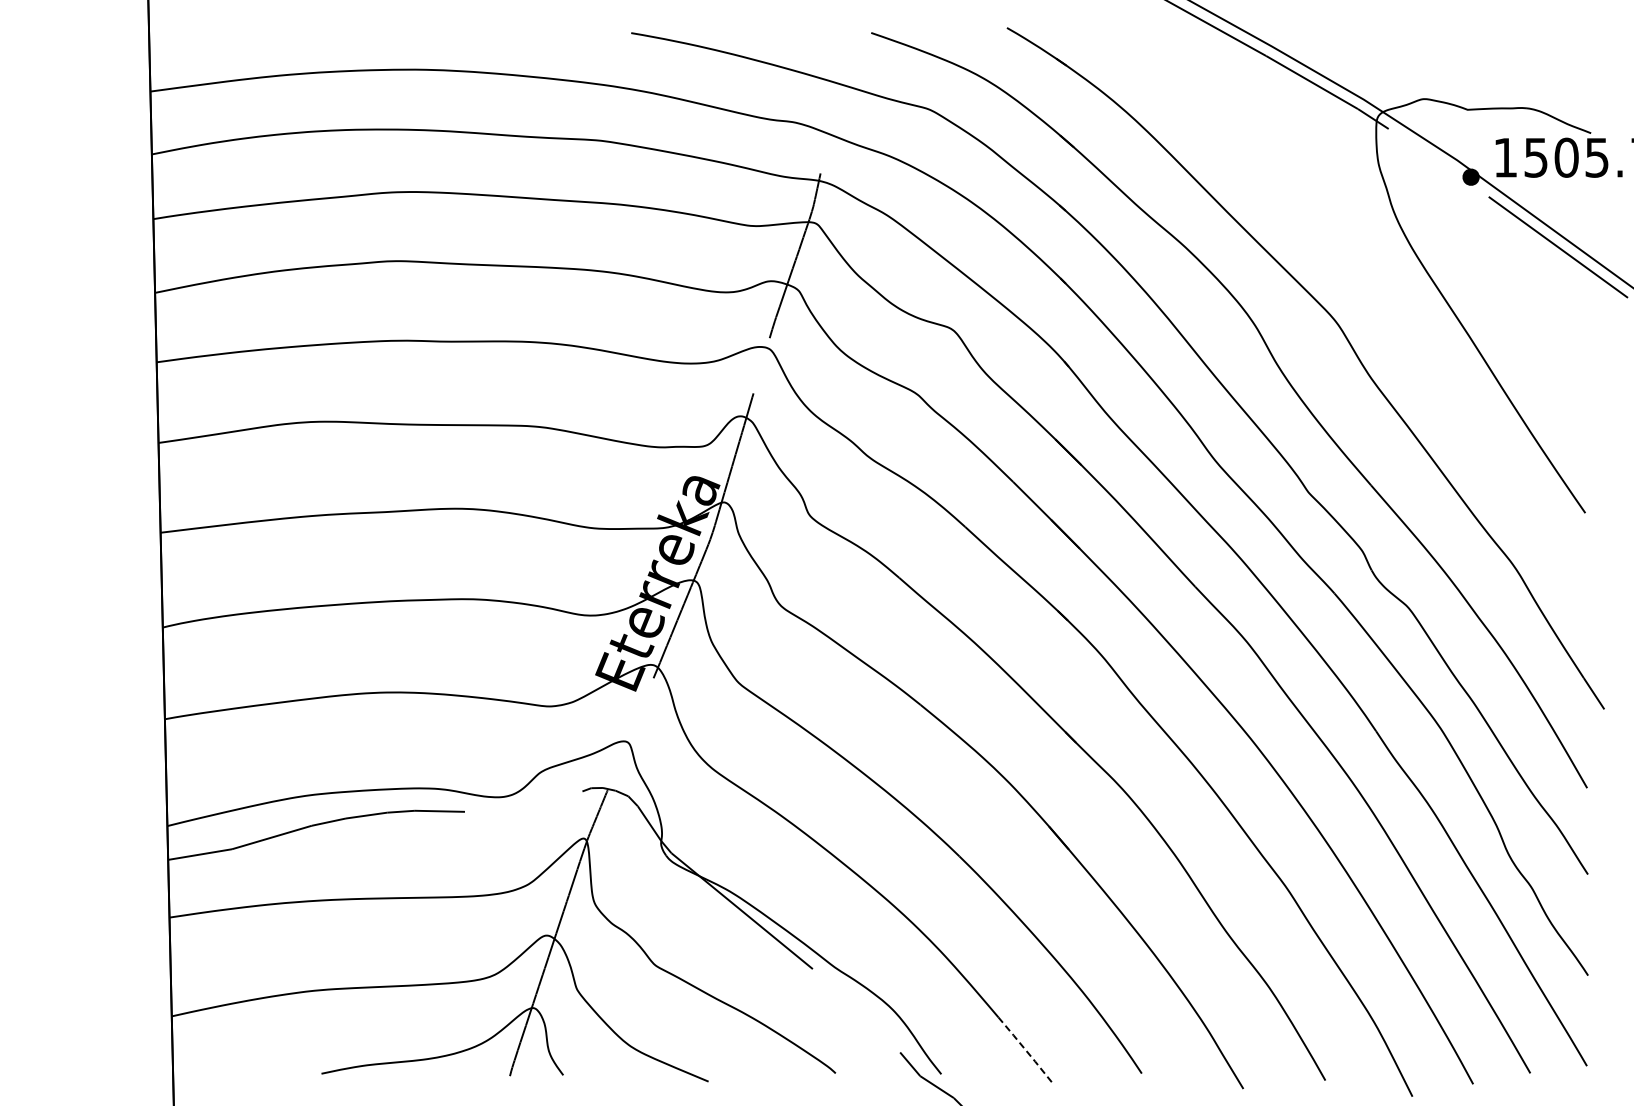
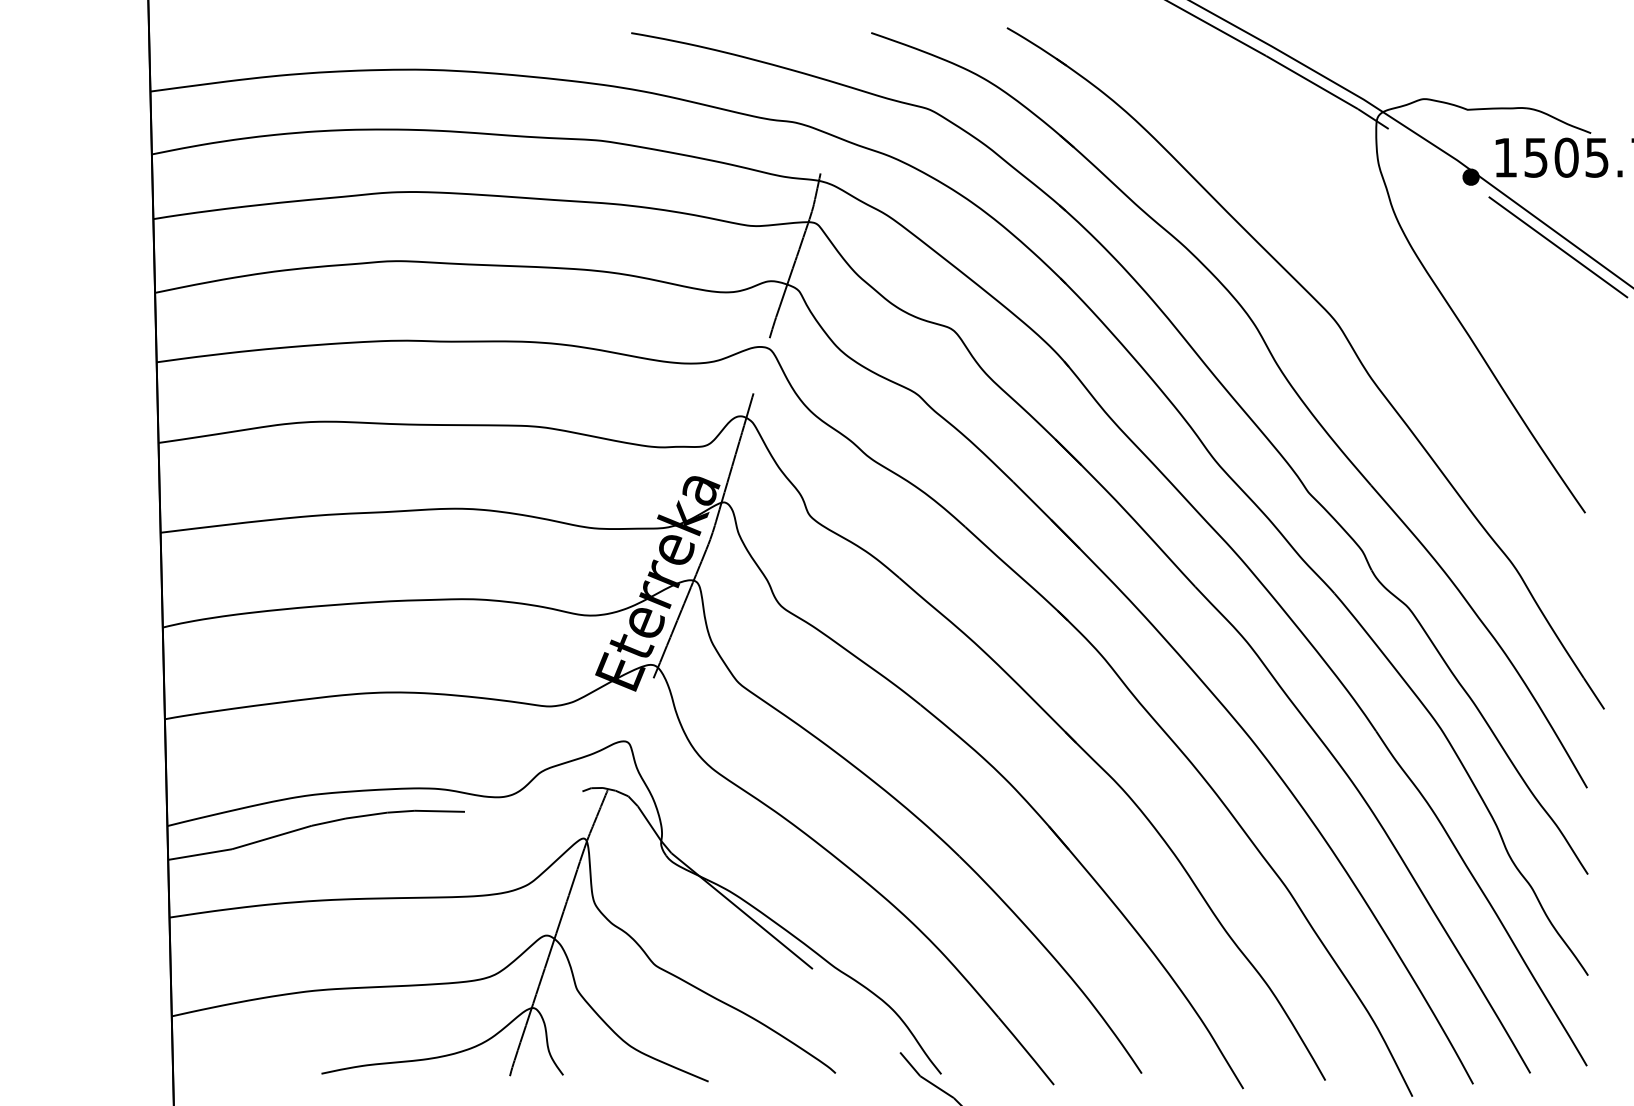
line: dashed -> solid (1026, 1051)
